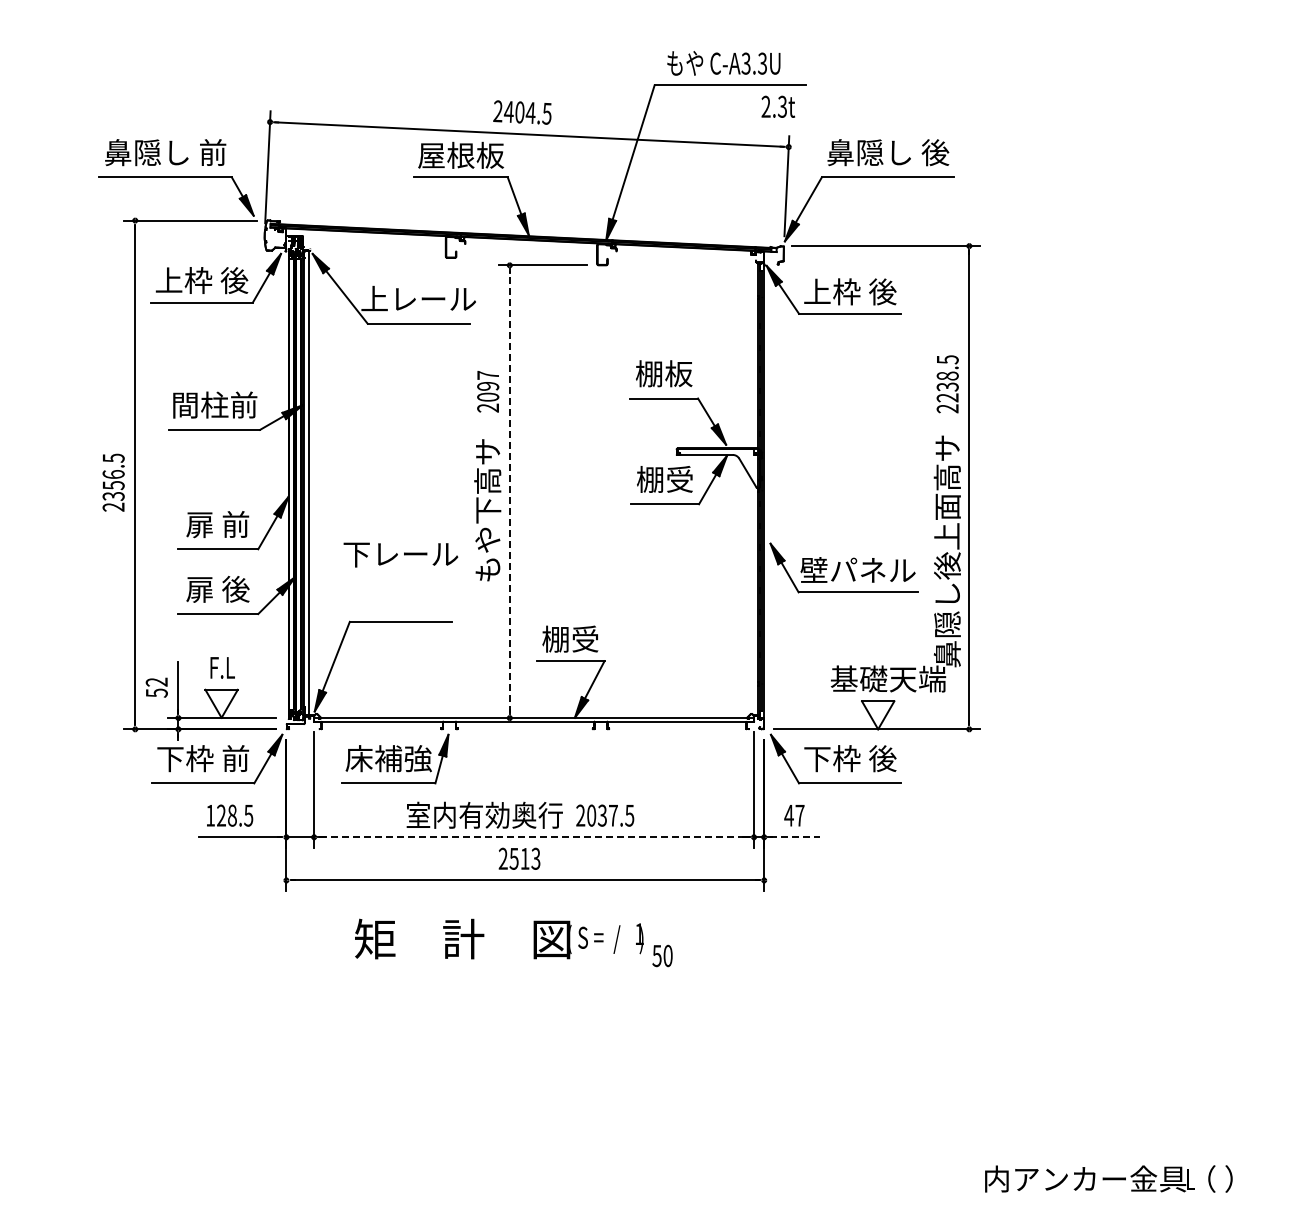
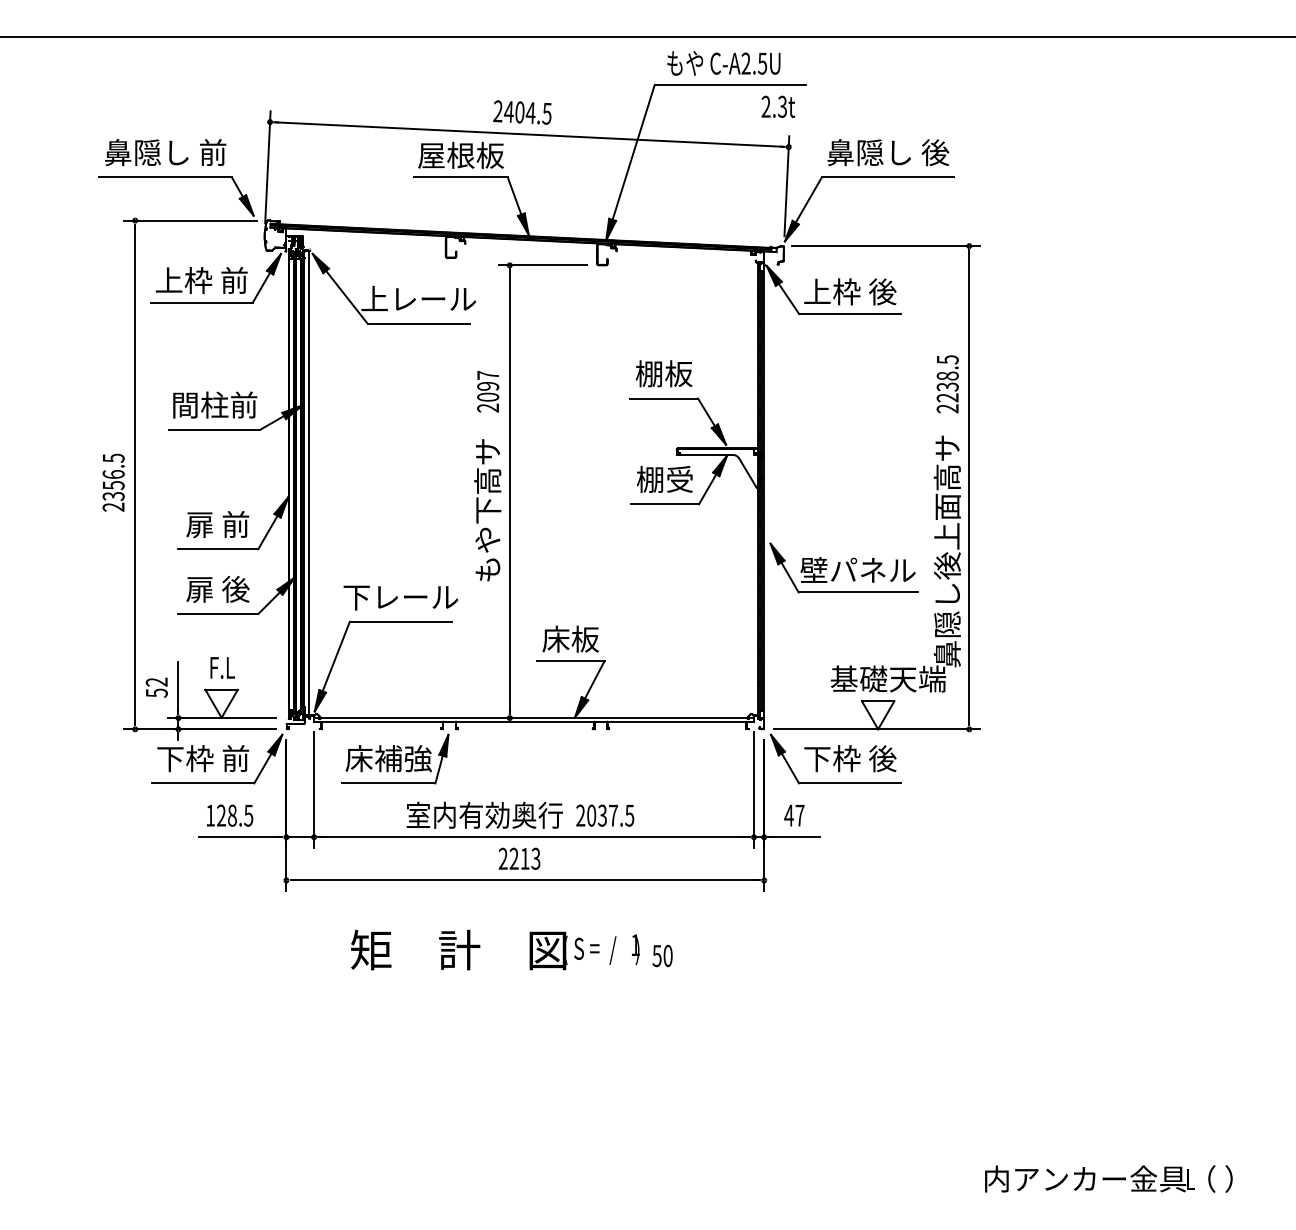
line: none -> present (647, 36)
text: C-A3.3U -> C-A2.5U (754, 63)
text: 上枠 後 -> 上枠 前 (234, 280)
line: dashed -> solid (509, 491)
text position: (400, 554) -> (400, 597) (400, 597)
text: 棚受 -> 床板 (570, 638)
line: dashed -> solid (534, 837)
line: dashed -> solid (795, 837)
text: 2513 -> 2213 (513, 858)
text position: (499, 938) -> (495, 949) (495, 949)
